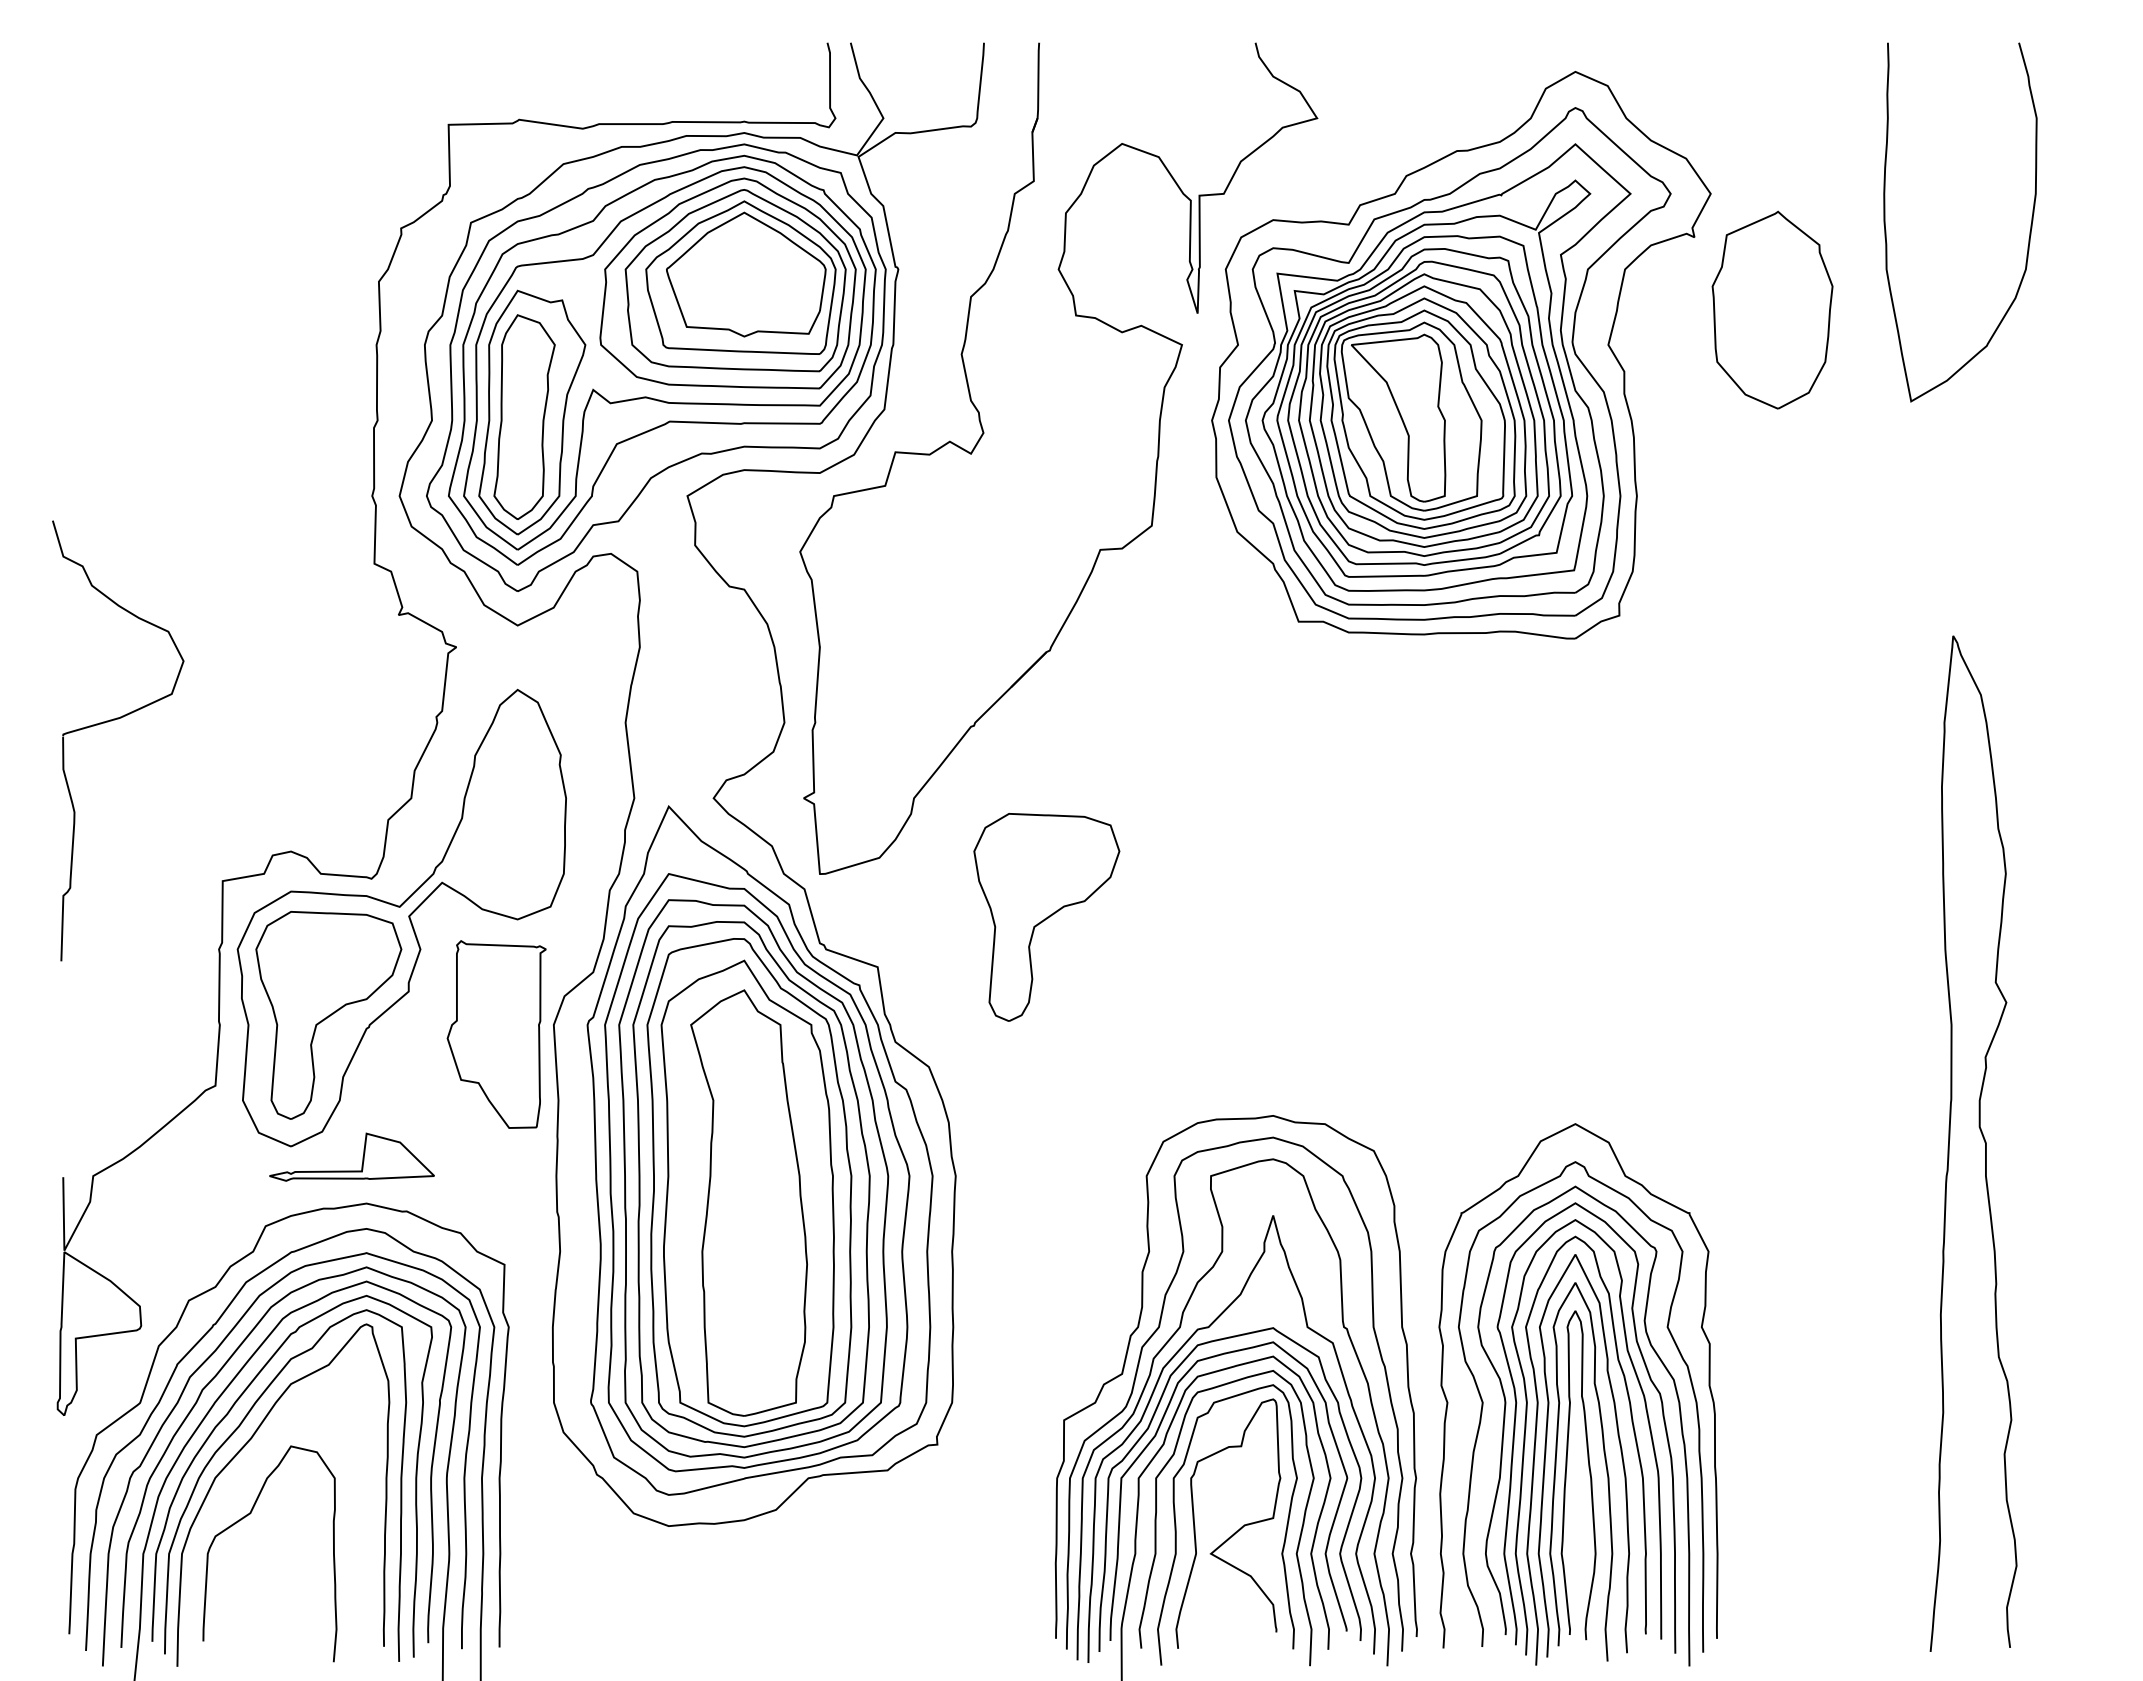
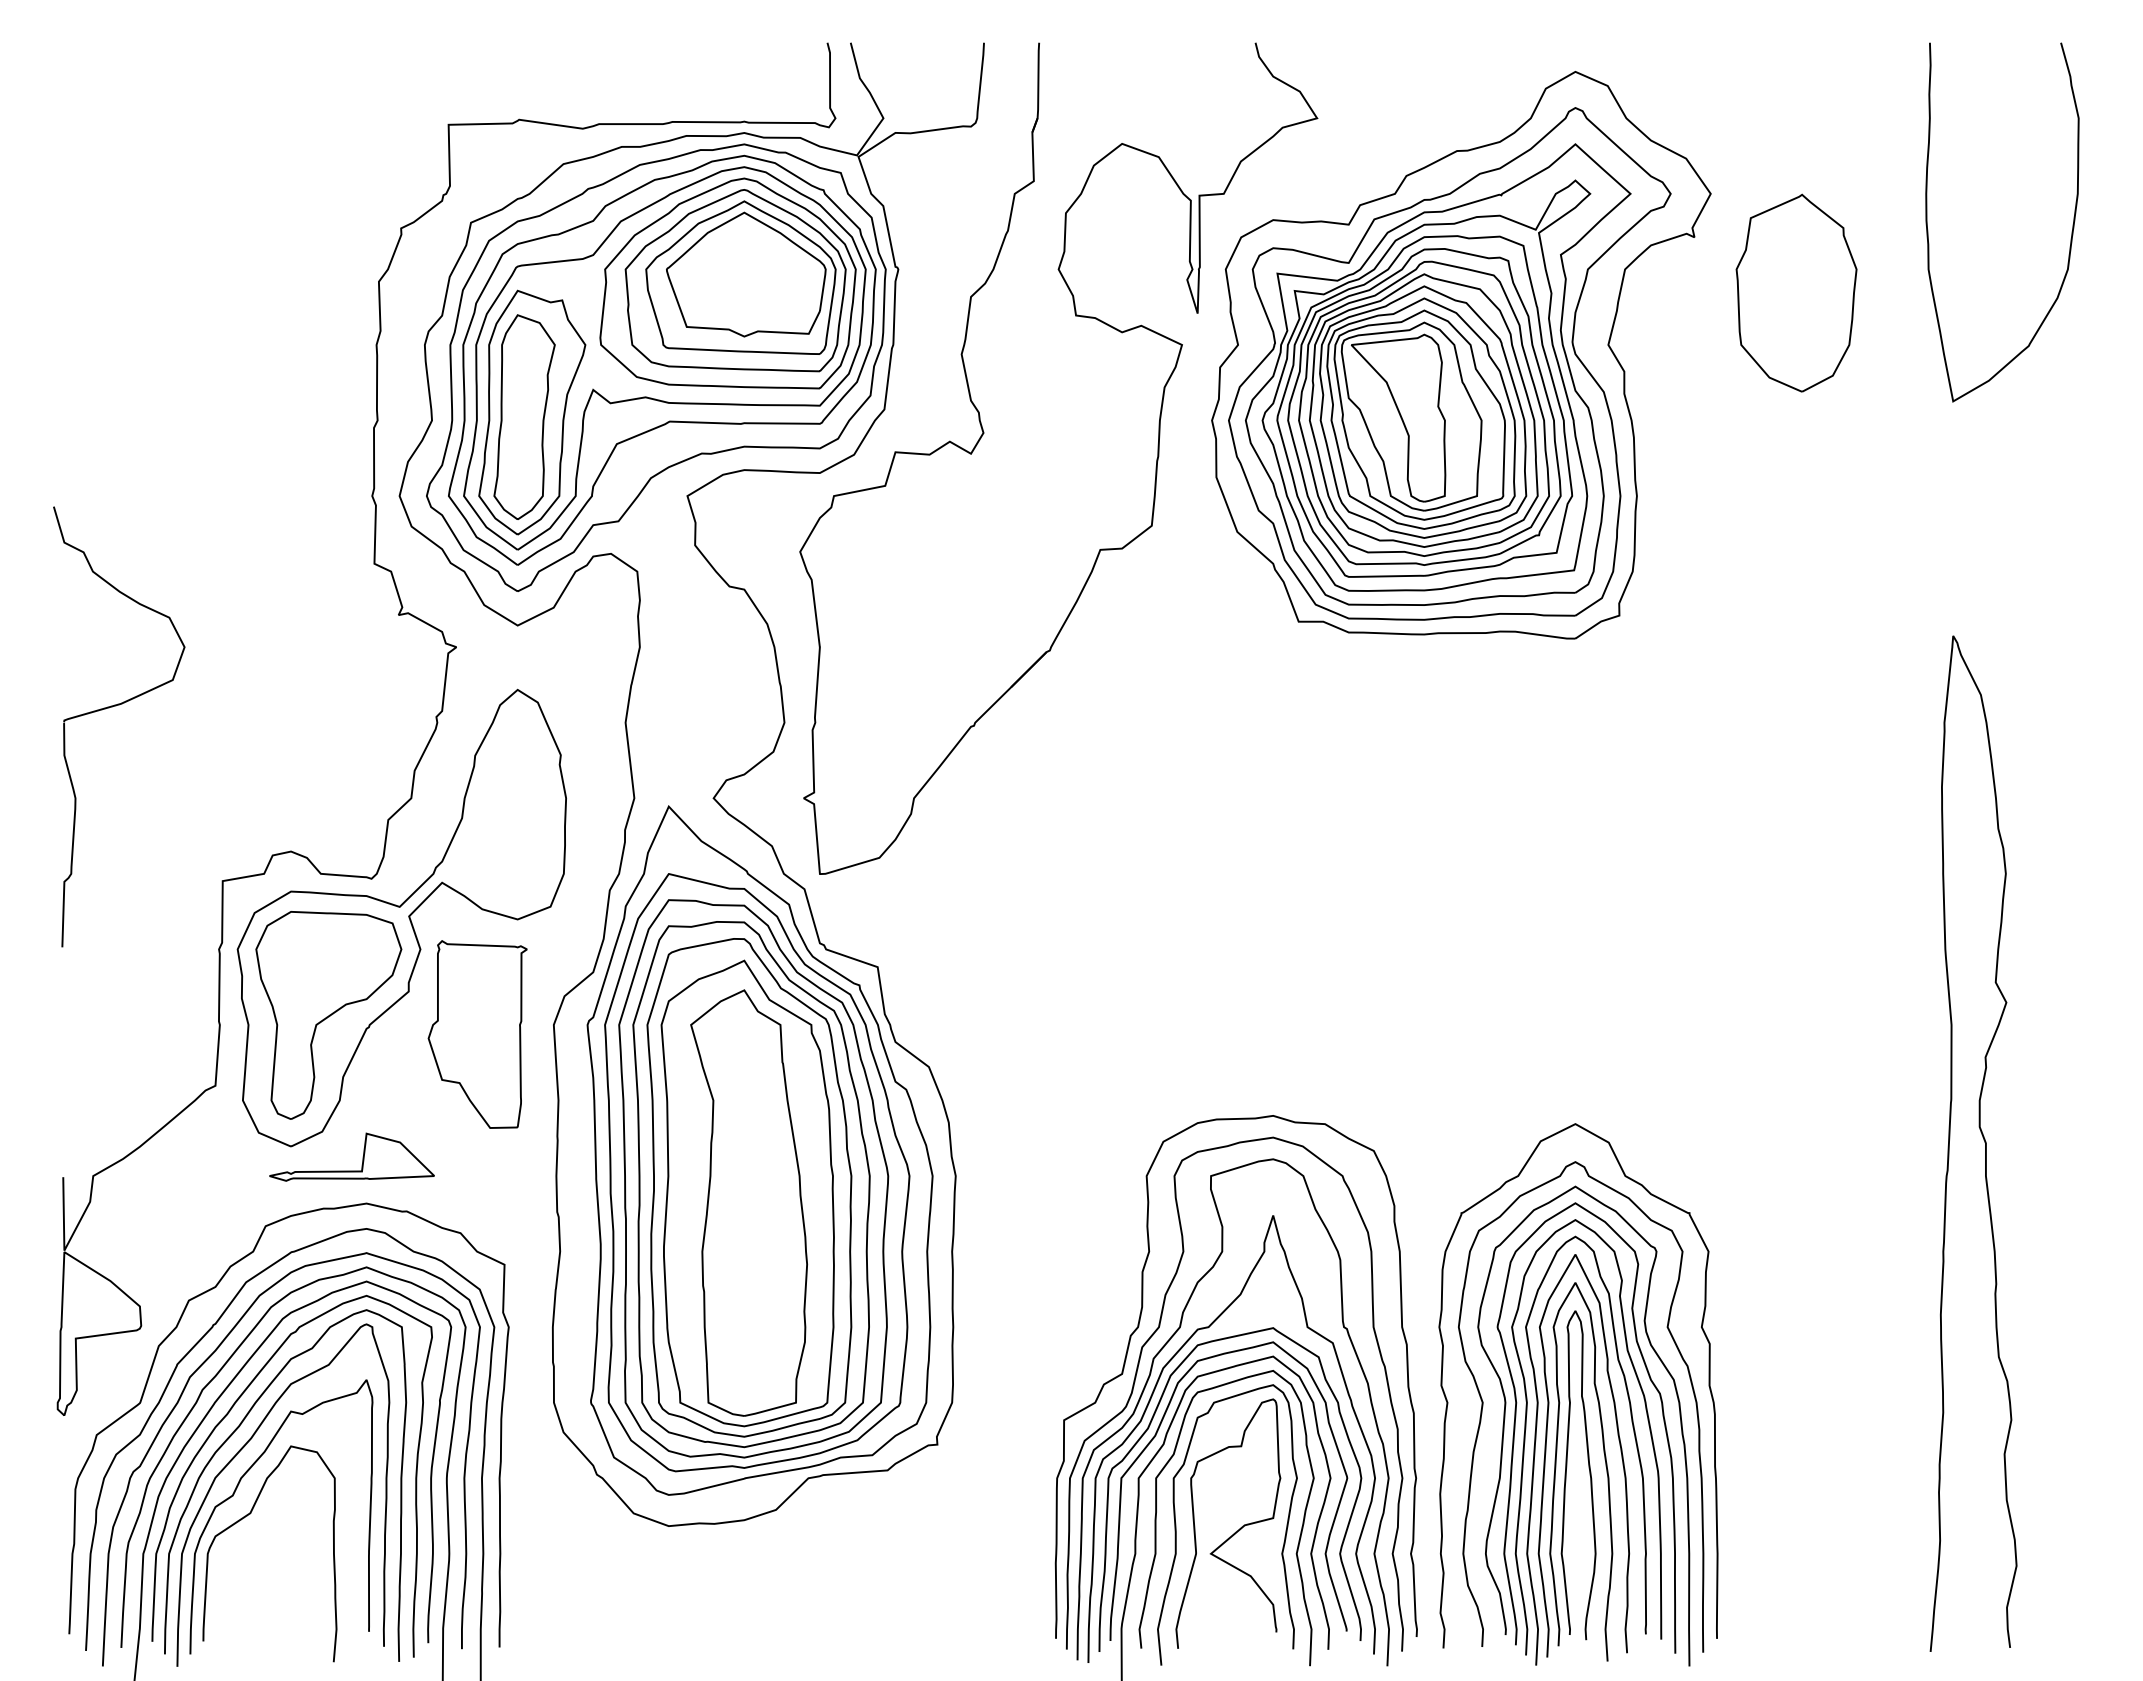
curve position: (2029, 231) -> (2071, 231) (2071, 231)
part position: (1772, 309) -> (1796, 292) (1796, 292)
part position: (115, 720) -> (116, 706) (116, 706)
part: present -> none (1046, 917)
part position: (496, 1034) -> (477, 1034) (477, 1034)
curve: none -> present (235, 1492)
